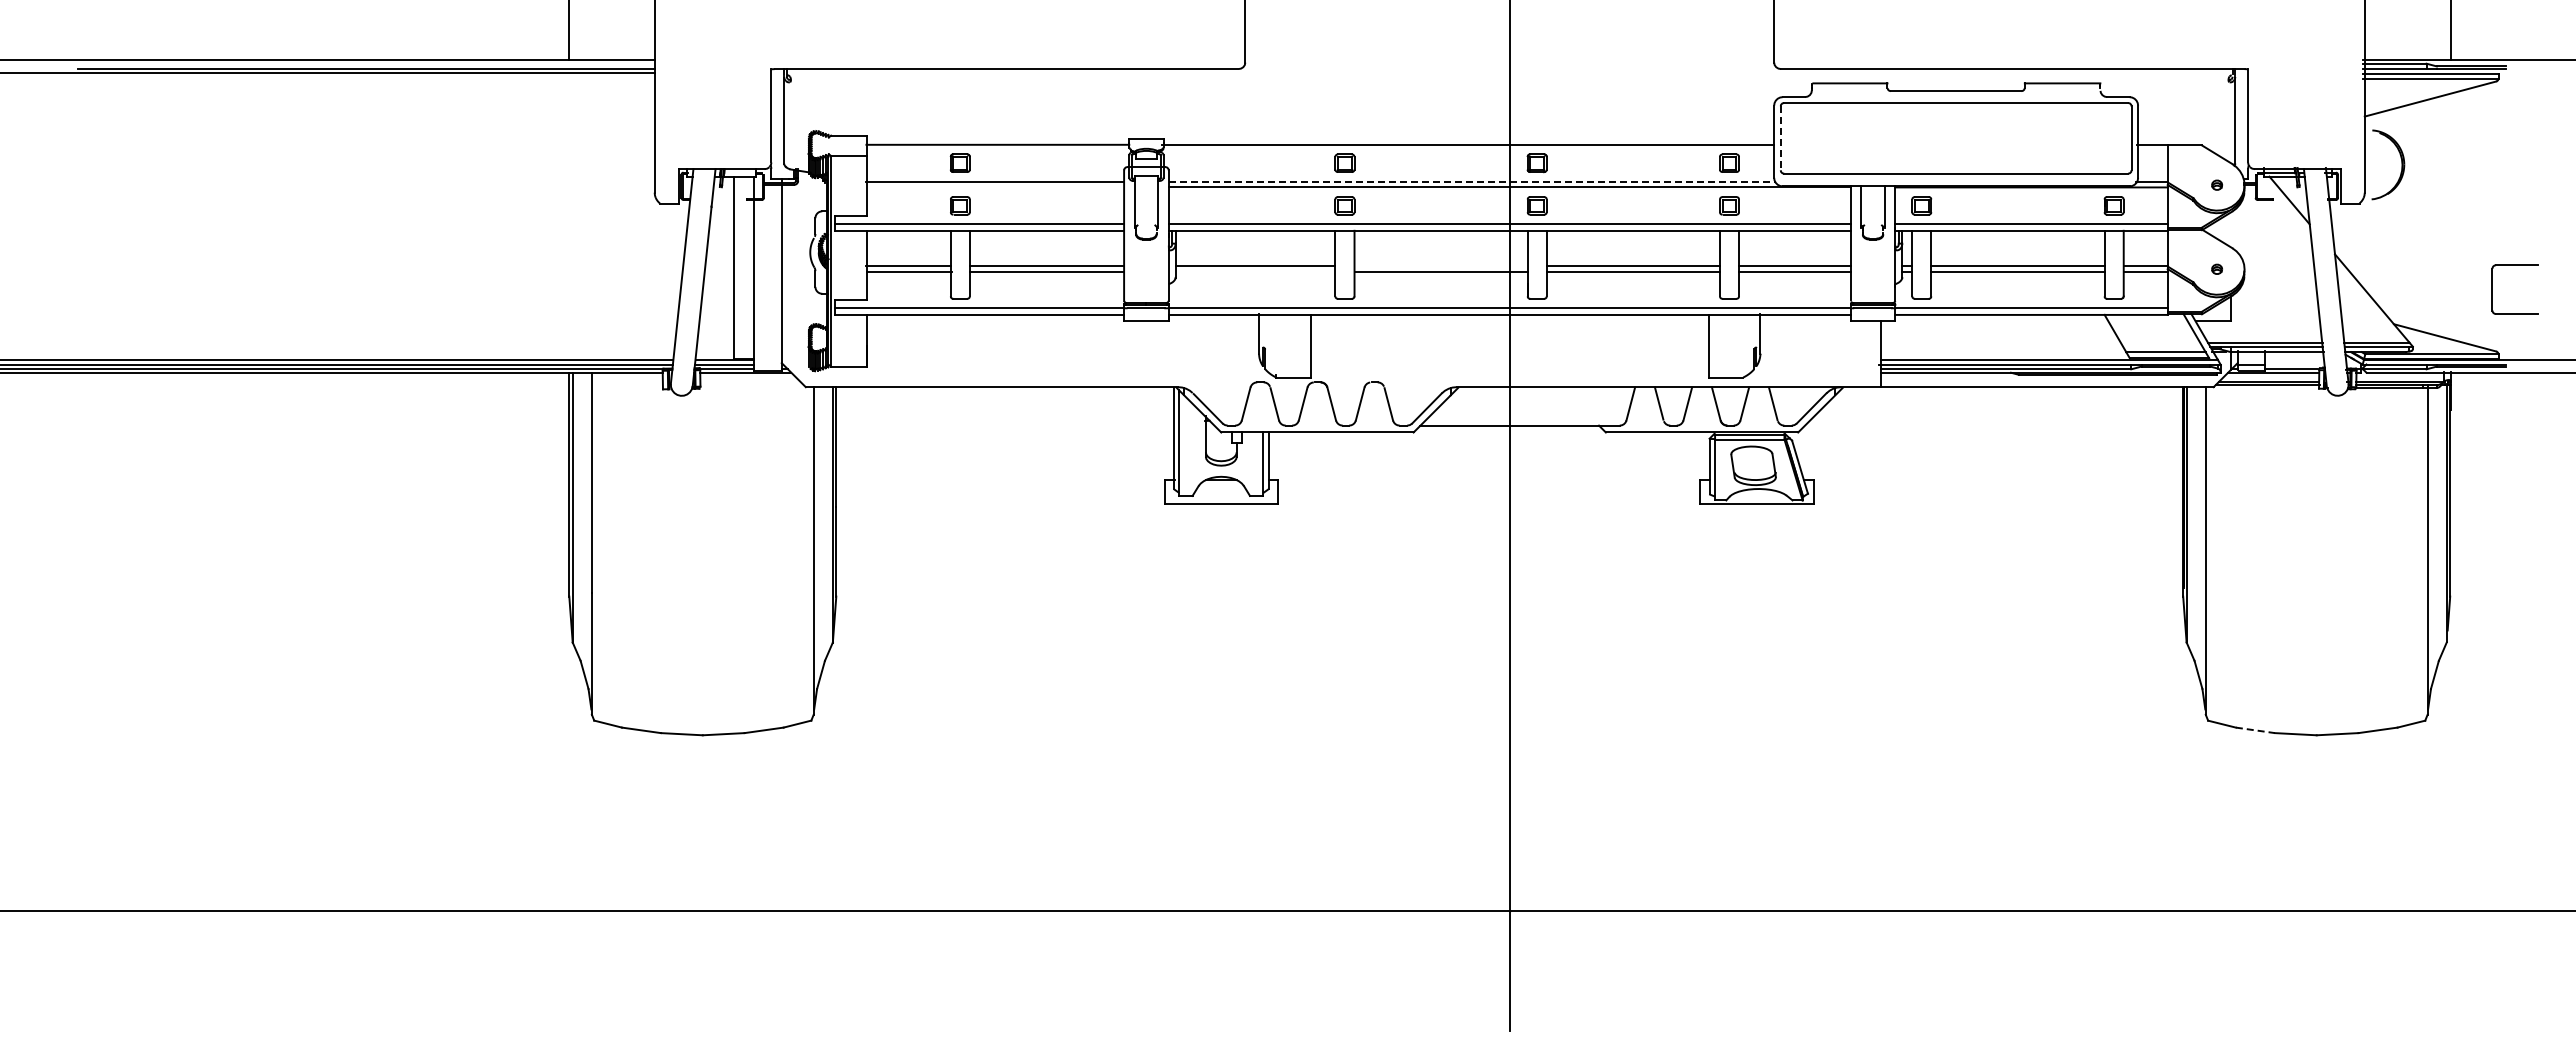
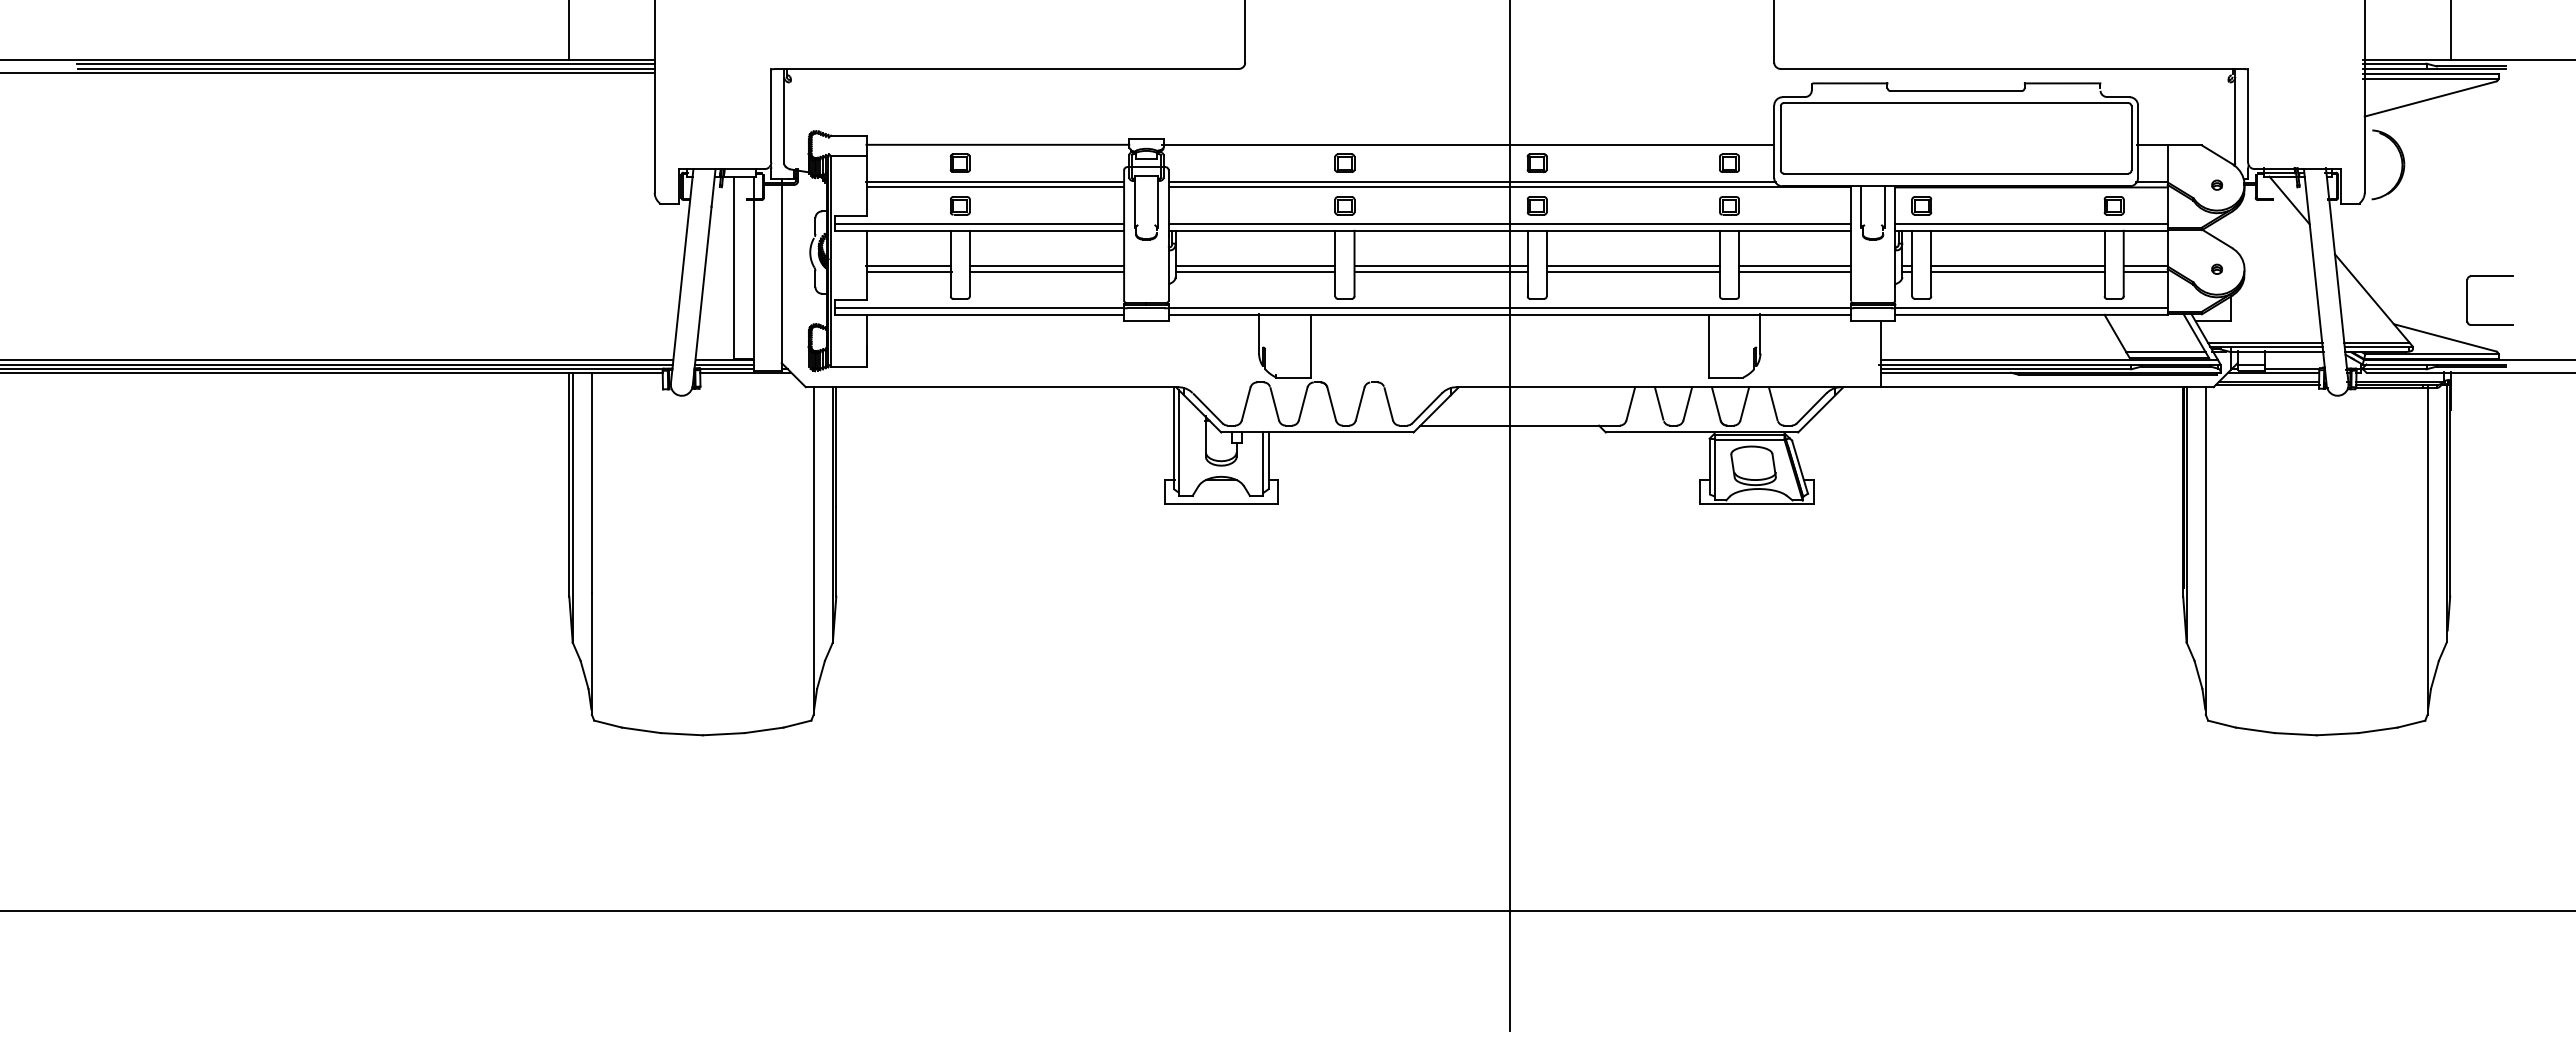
line: none -> present (365, 63)
line: dashed -> solid (1780, 138)
line: dashed -> solid (1472, 181)
line: none -> present (995, 187)
line: none -> present (1440, 265)
line: none -> present (1255, 271)
part position: (2492, 289) -> (2467, 300) (2467, 300)
line: dashed -> solid (2255, 730)
